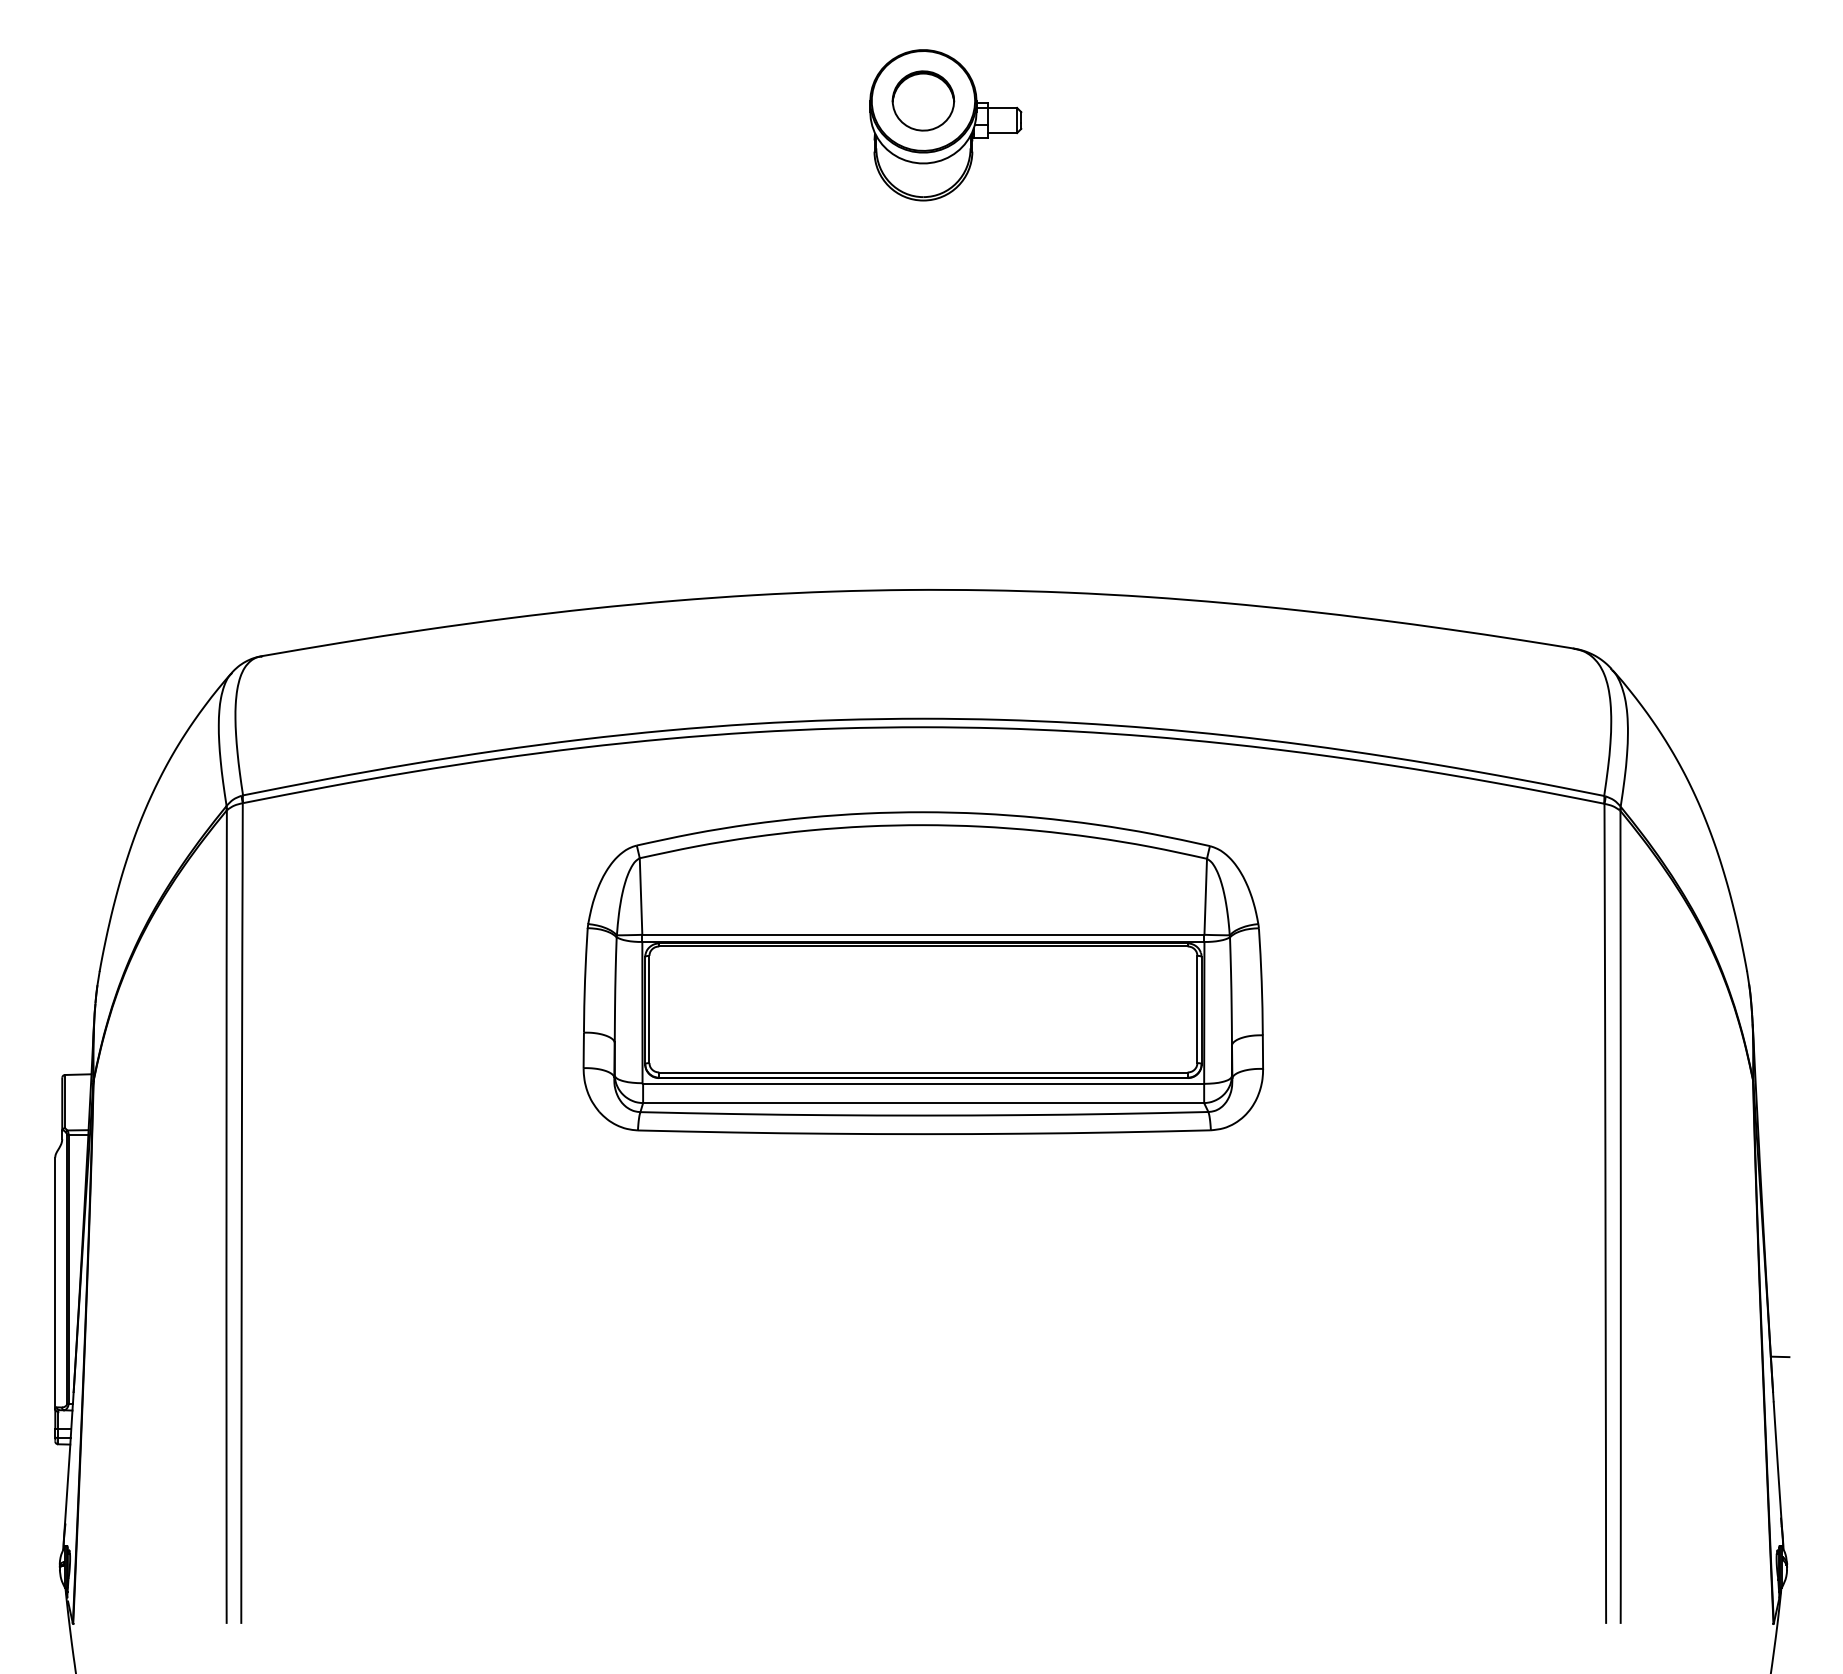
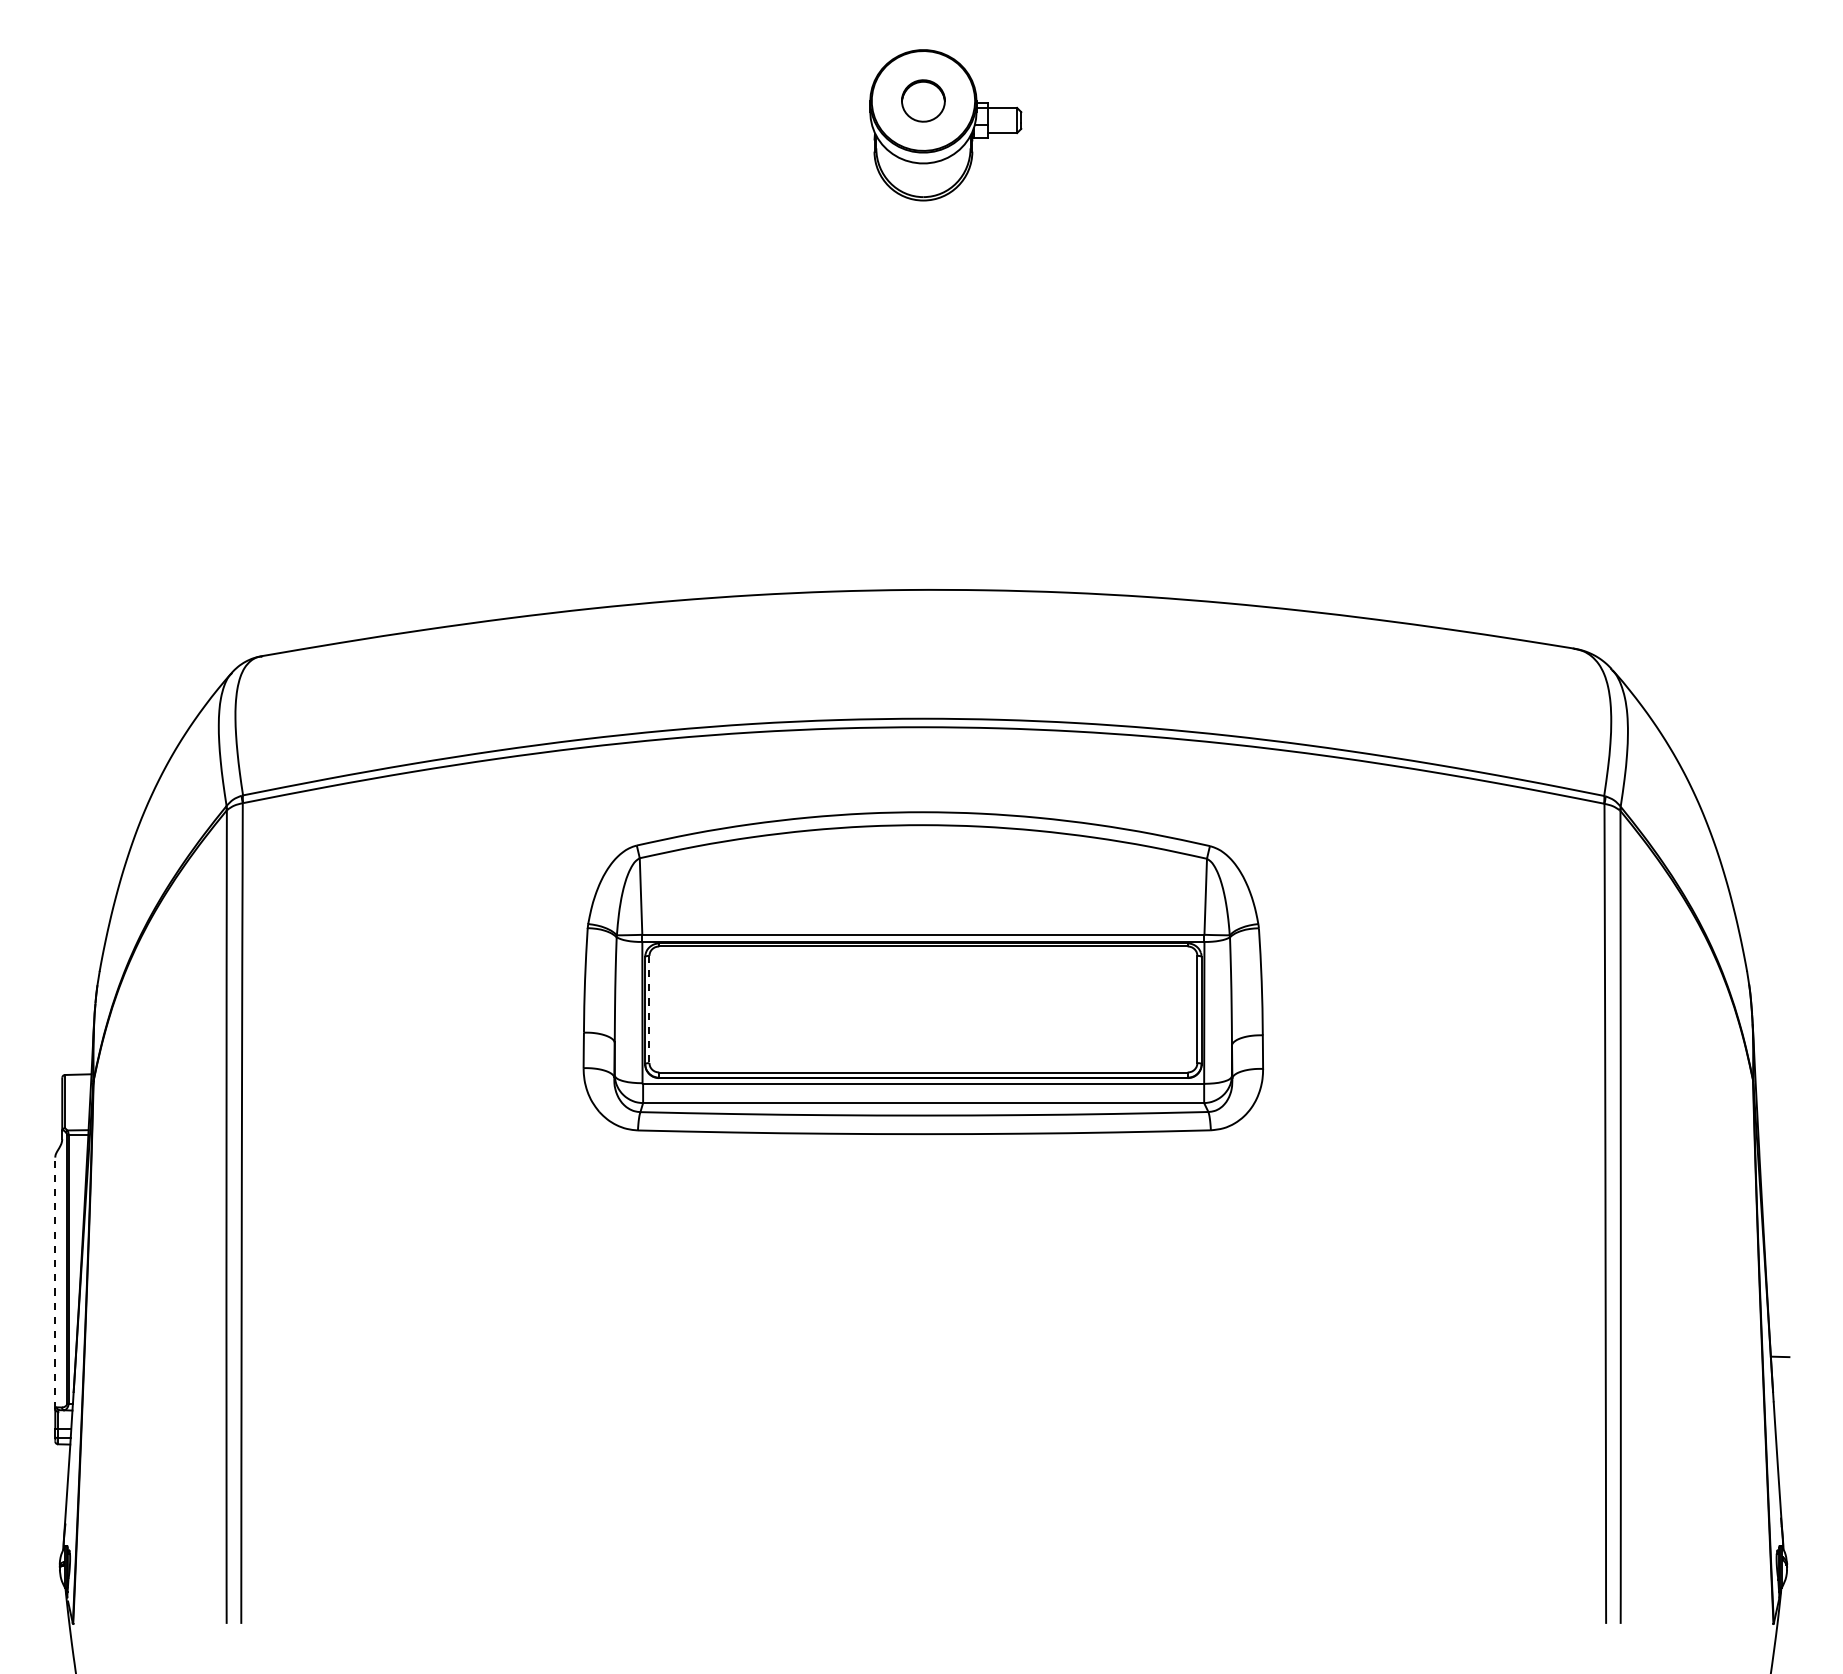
part size: 65x62 px -> 45x44 px (923, 100)
line: solid -> dashed (649, 1009)
line: solid -> dashed (55, 1283)
